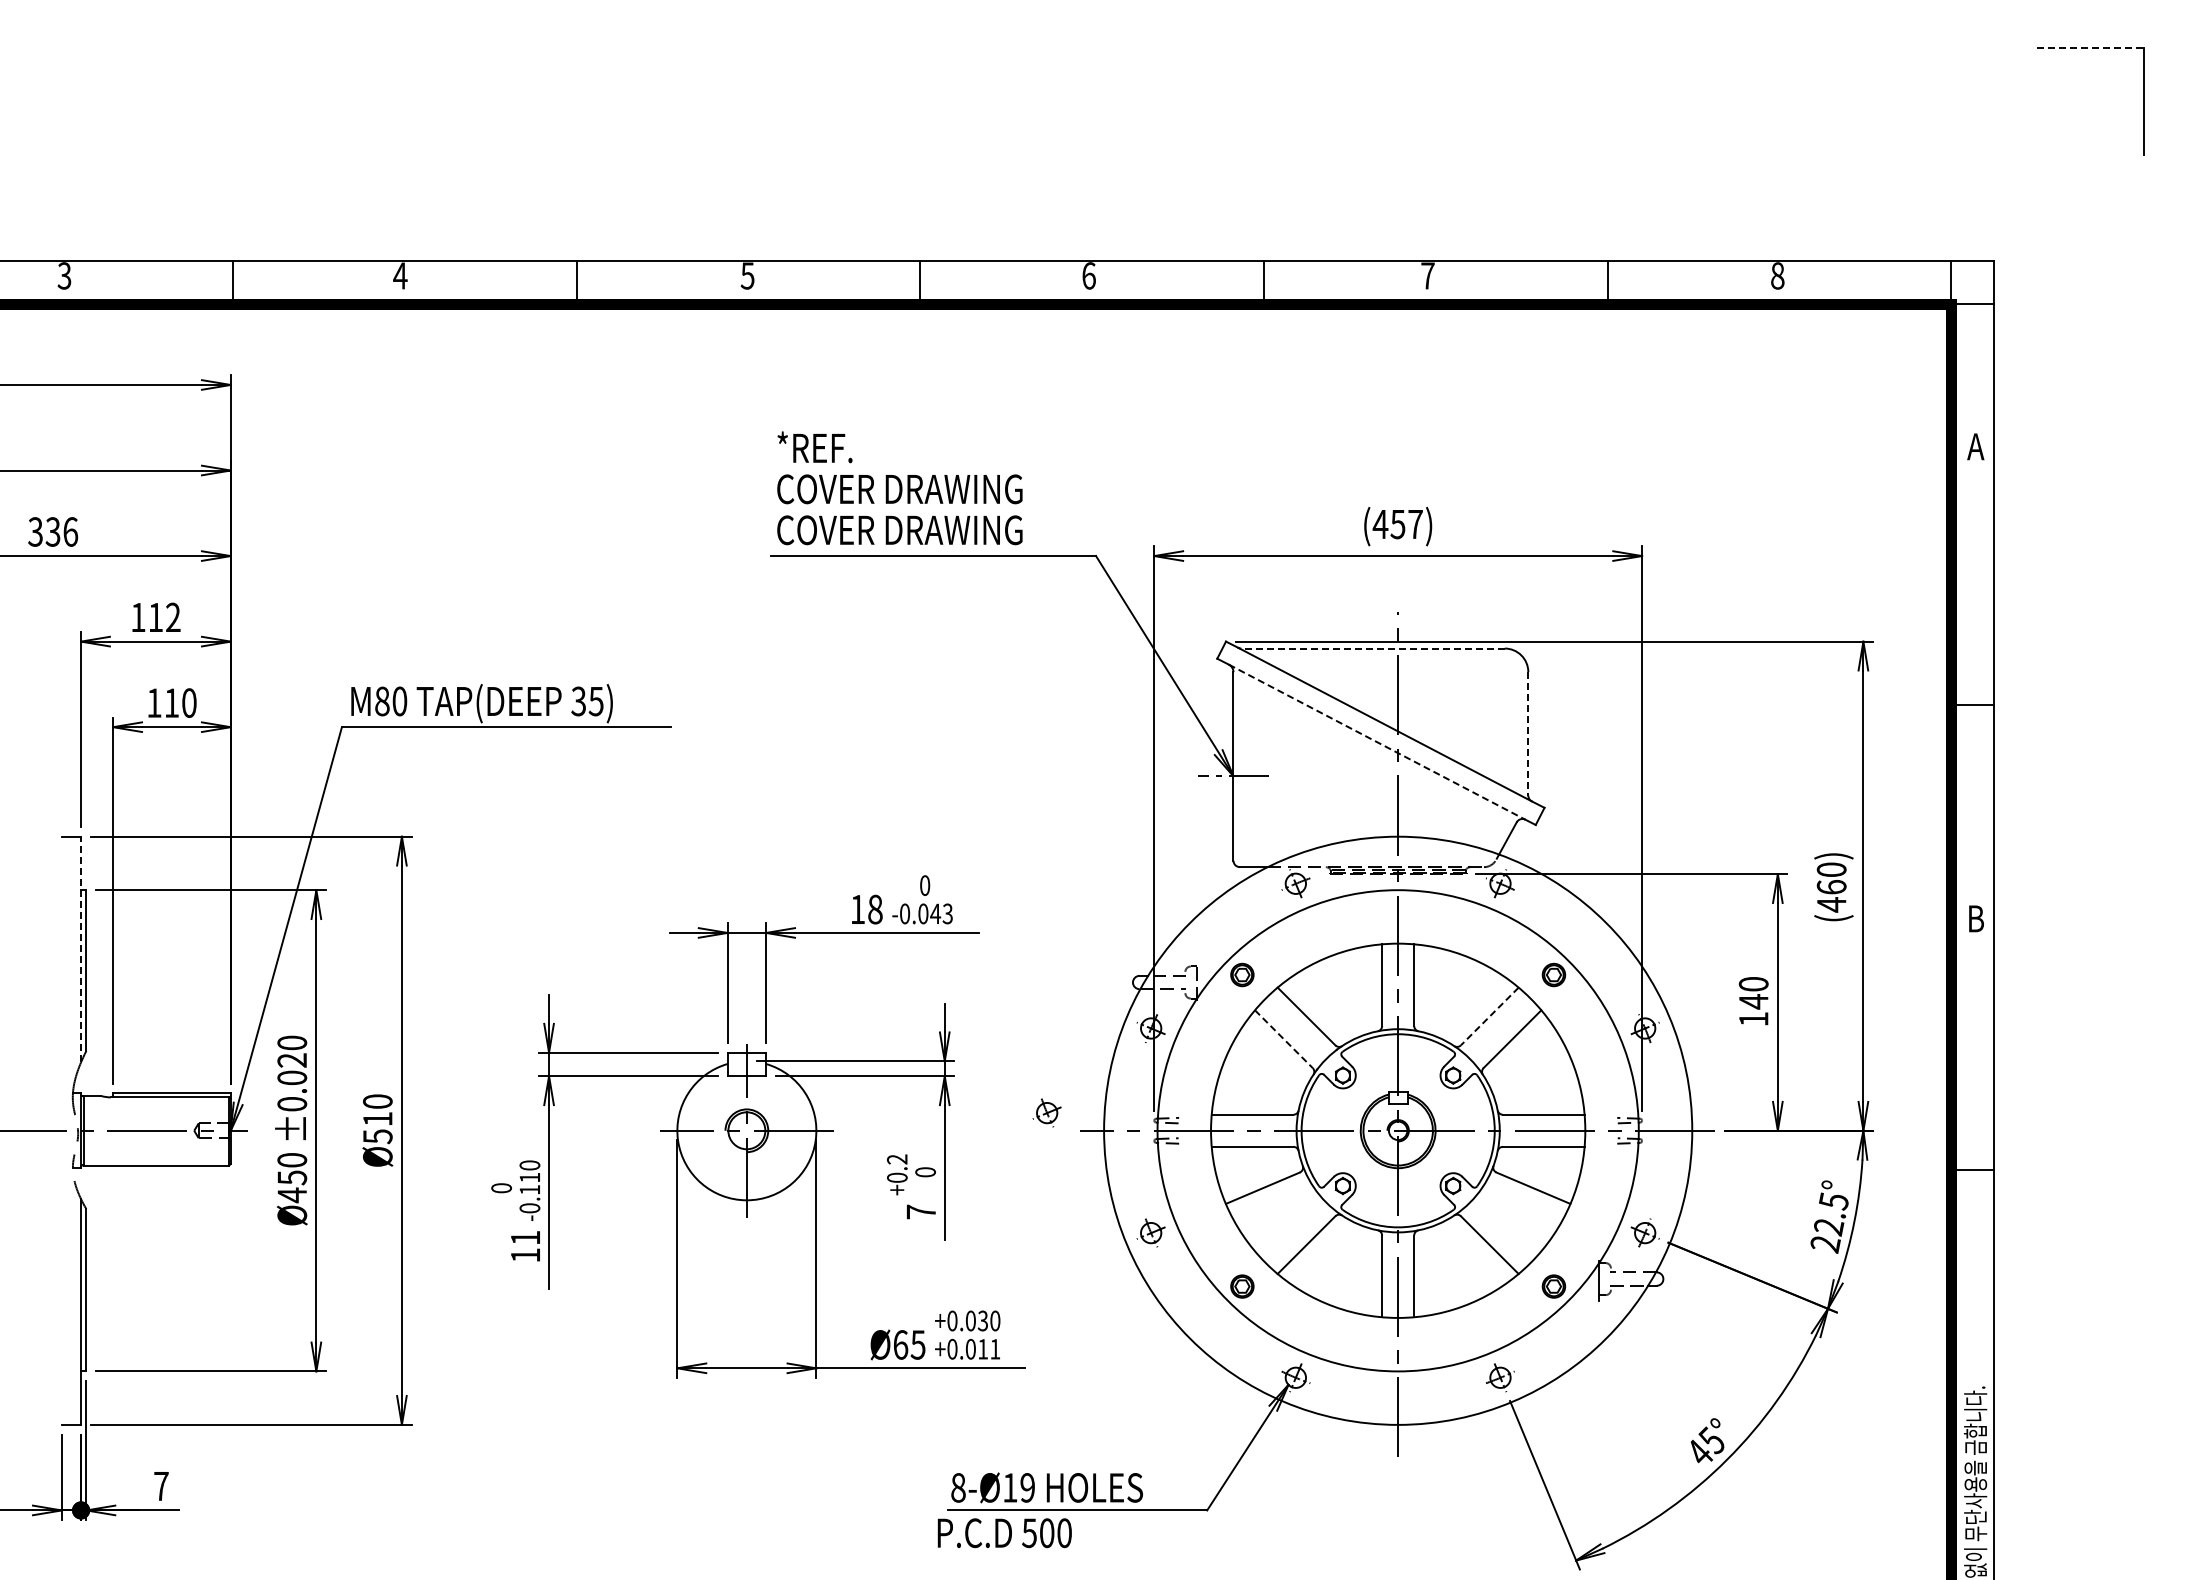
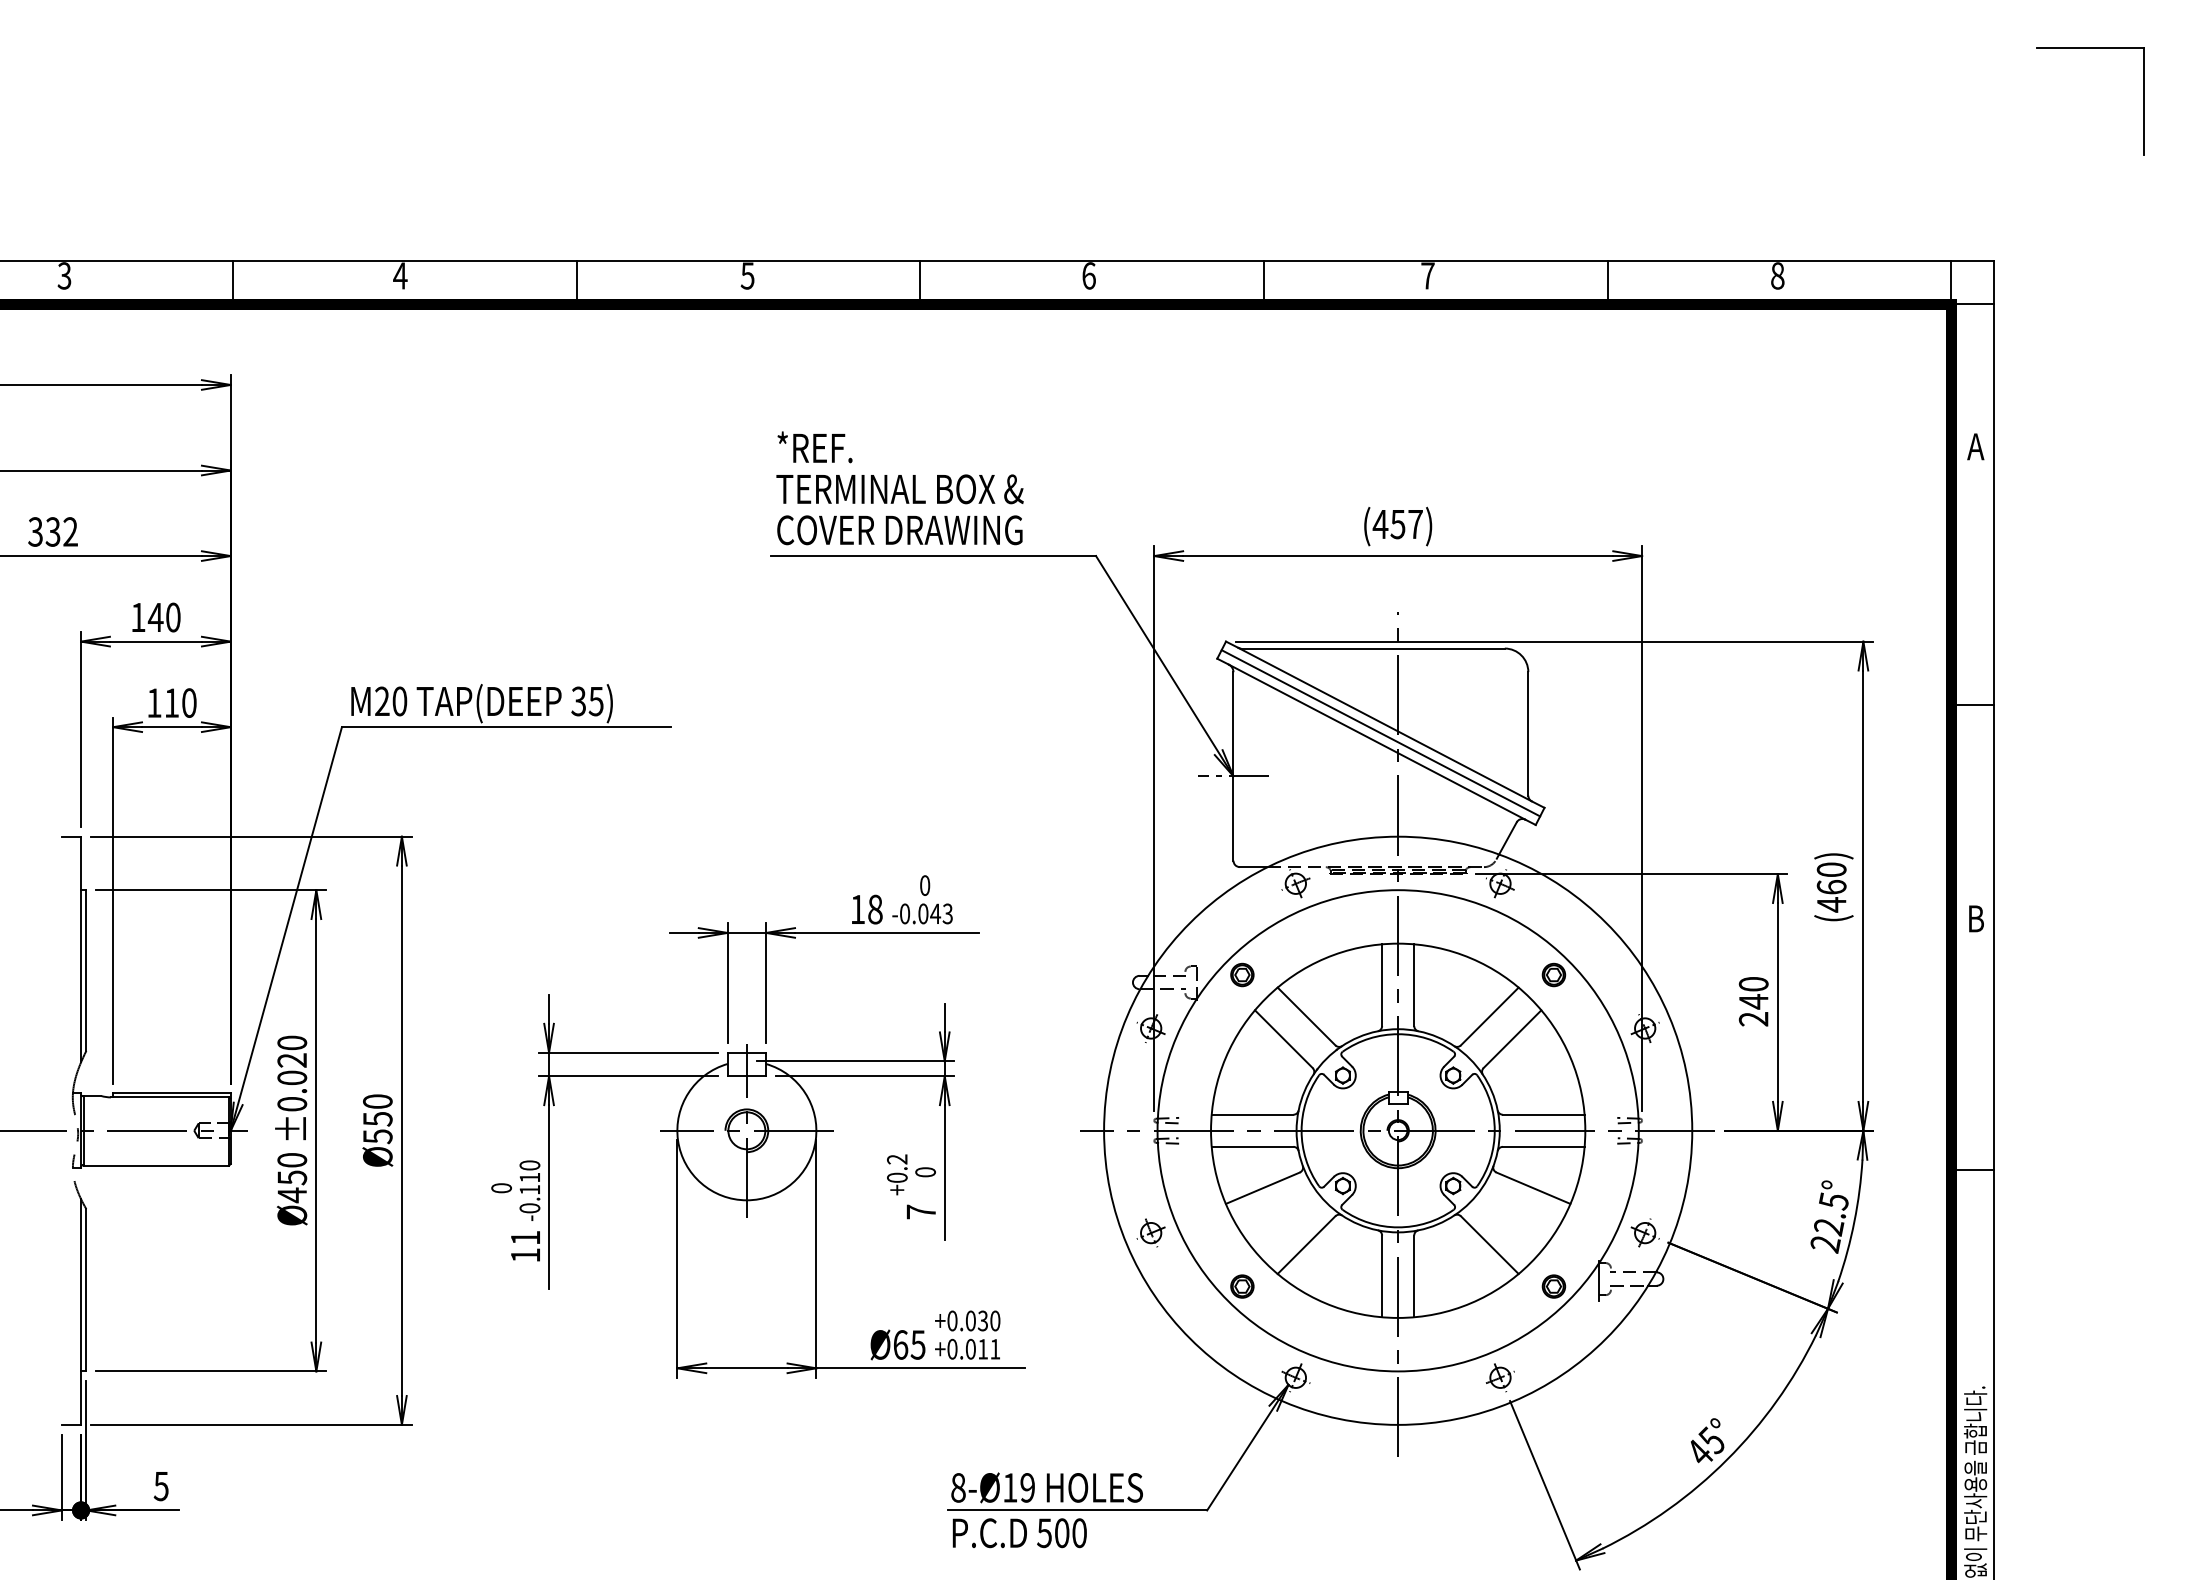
line: dashed -> solid (2090, 47)
text: COVER DRAWING -> TERMINAL BOX & (899, 489)
text: 336 -> 332 (70, 531)
text: 112 -> 140 (163, 617)
line: dashed -> solid (1373, 648)
text: M80 -> M20 (382, 701)
line: none -> present (1380, 733)
line: dashed -> solid (1528, 733)
line: dashed -> solid (1377, 742)
line: dashed -> solid (81, 949)
line: dashed -> solid (1489, 1016)
text: 140 -> 240 (1753, 1019)
line: dashed -> solid (1283, 1039)
part: present -> none (1046, 1112)
text: Ø510 -> Ø550 (377, 1119)
text: 7 -> 5 (160, 1486)
text position: (1004, 1533) -> (1019, 1533) (1019, 1533)
